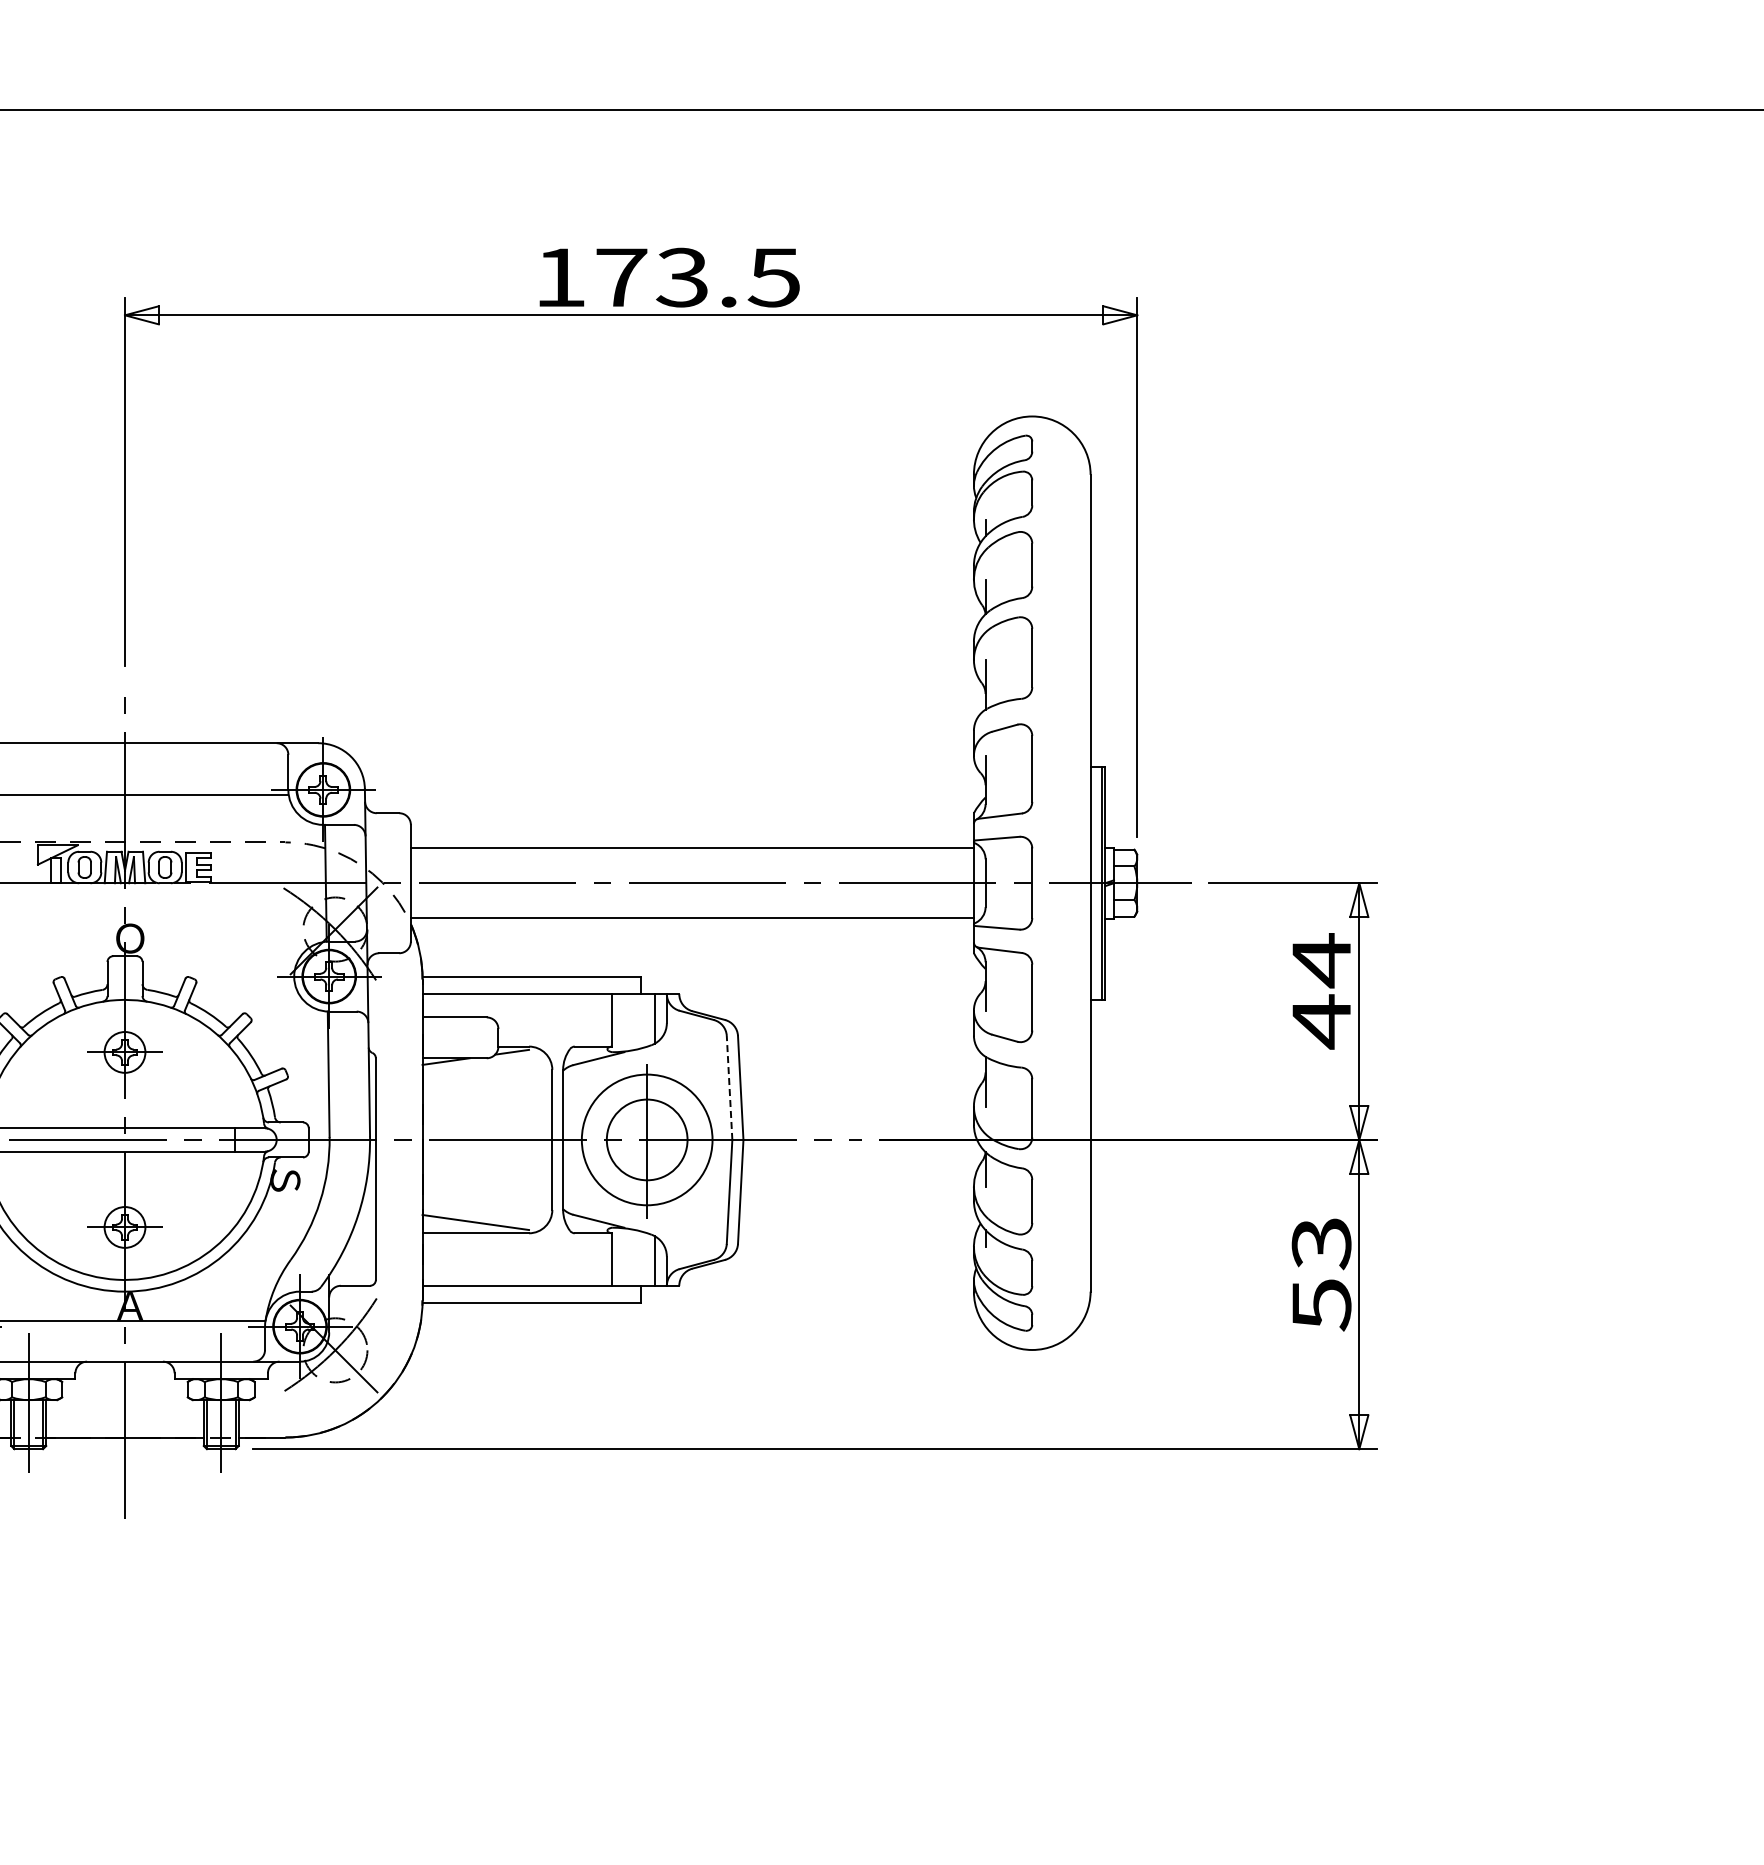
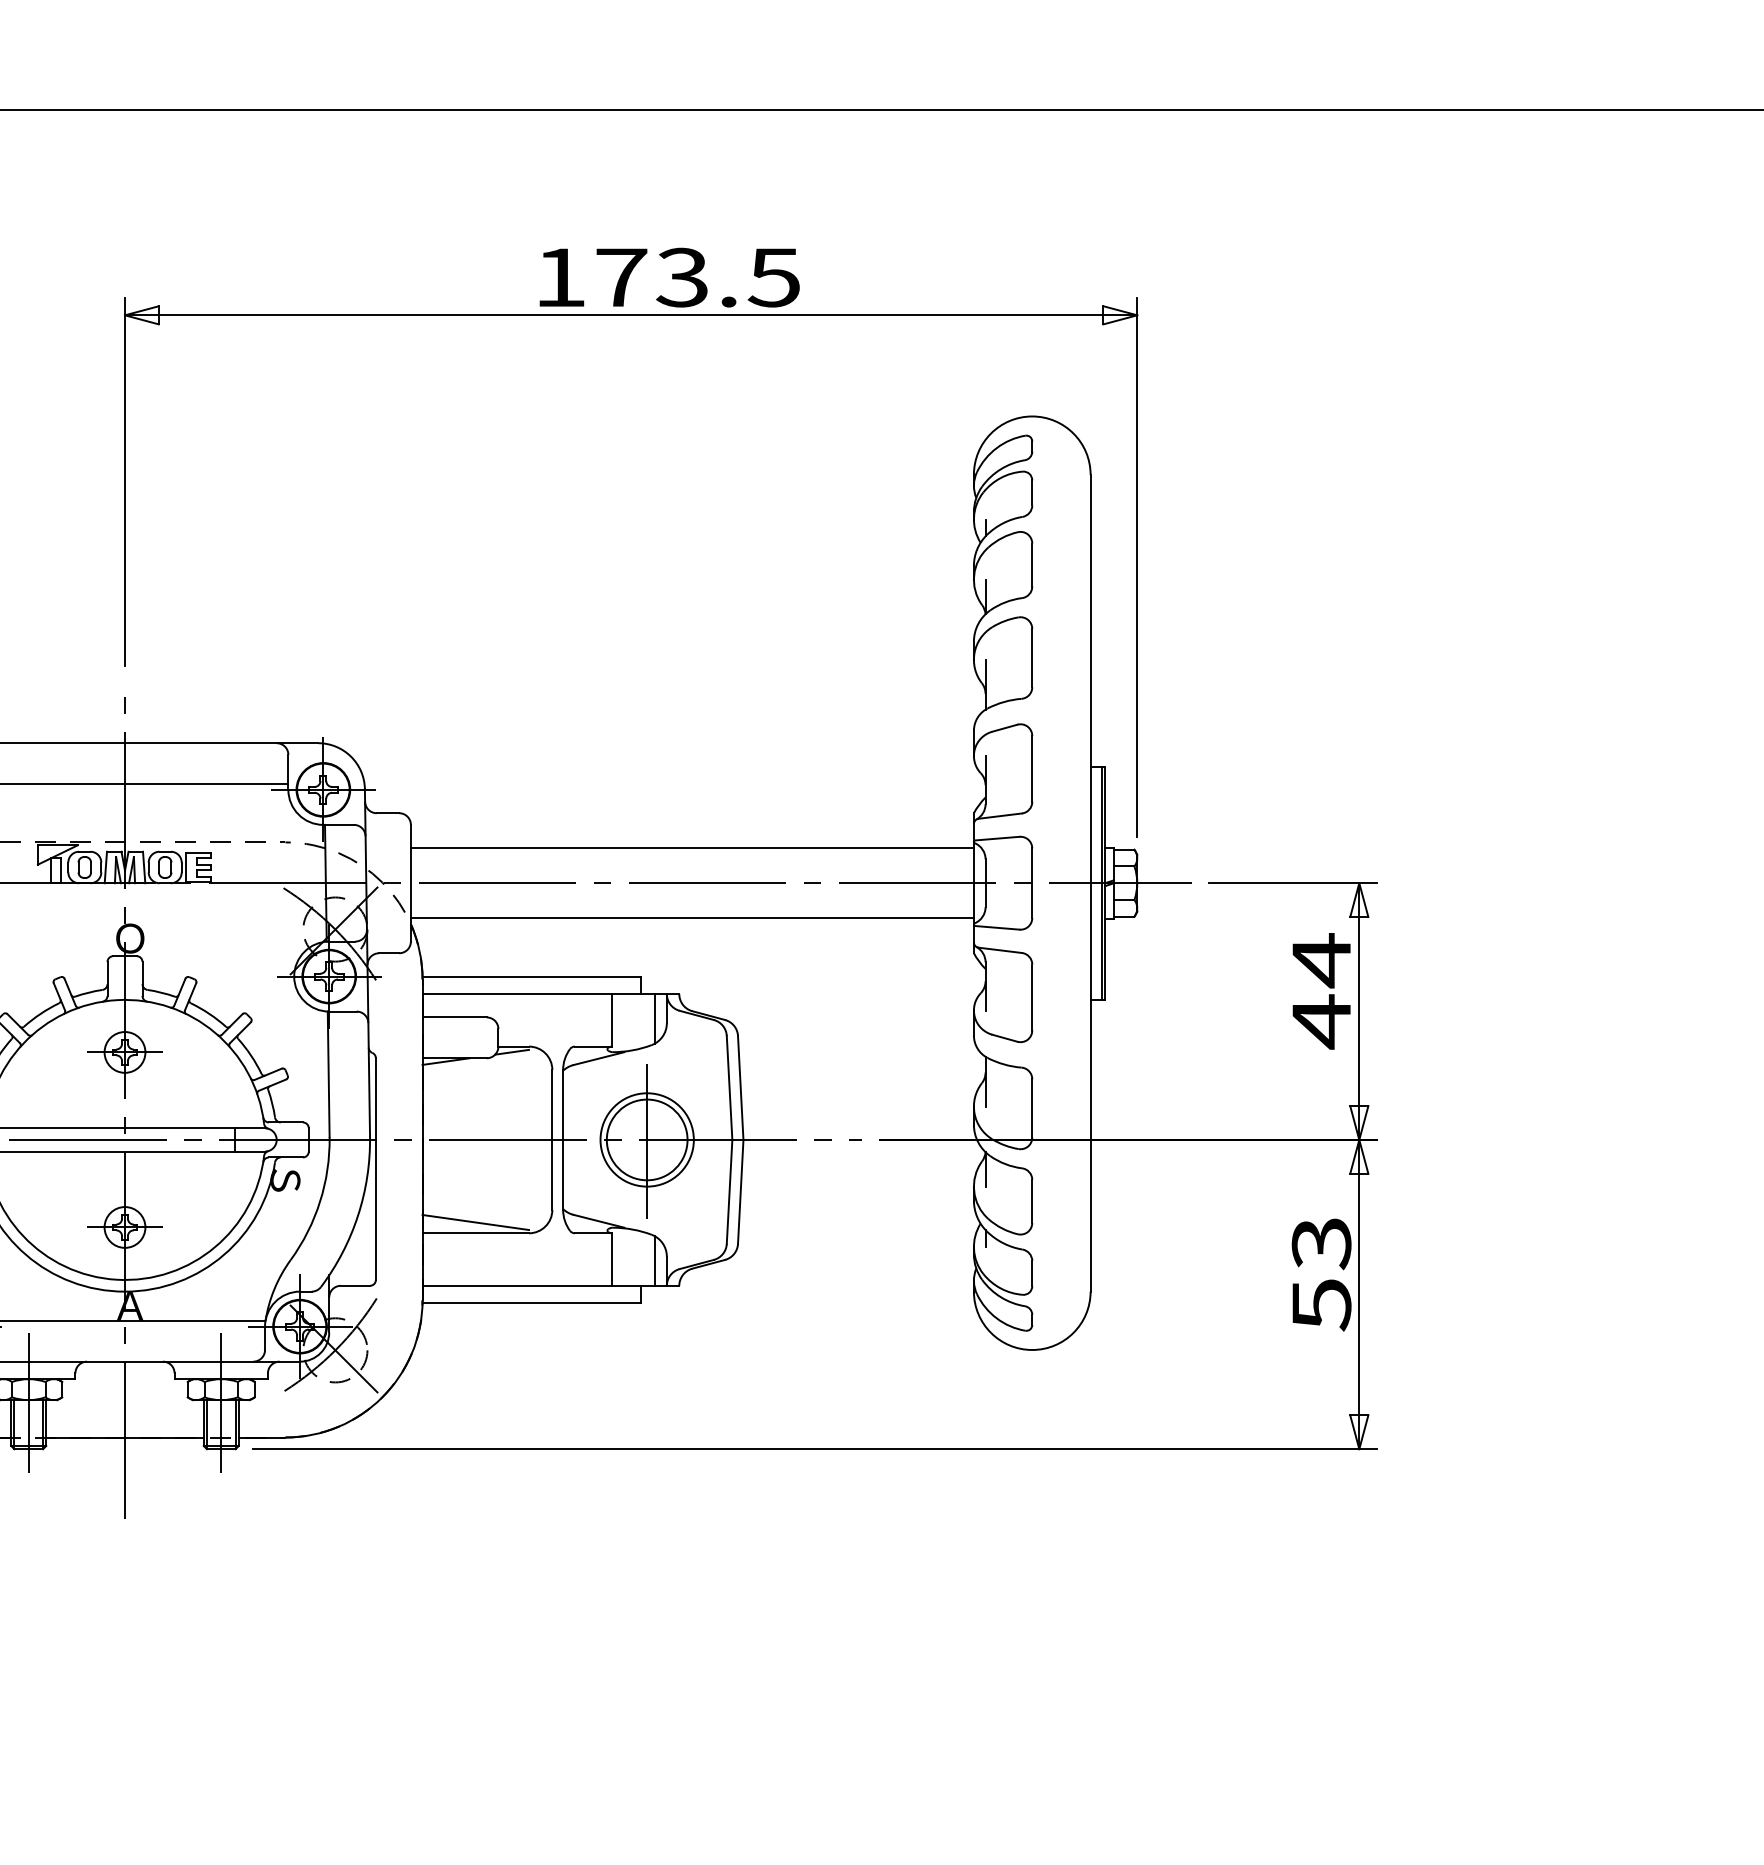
line position: (145, 794) -> (145, 783) (145, 783)
line: dashed -> solid (729, 1087)
circle diameter: 131 px -> 93 px (646, 1139)
